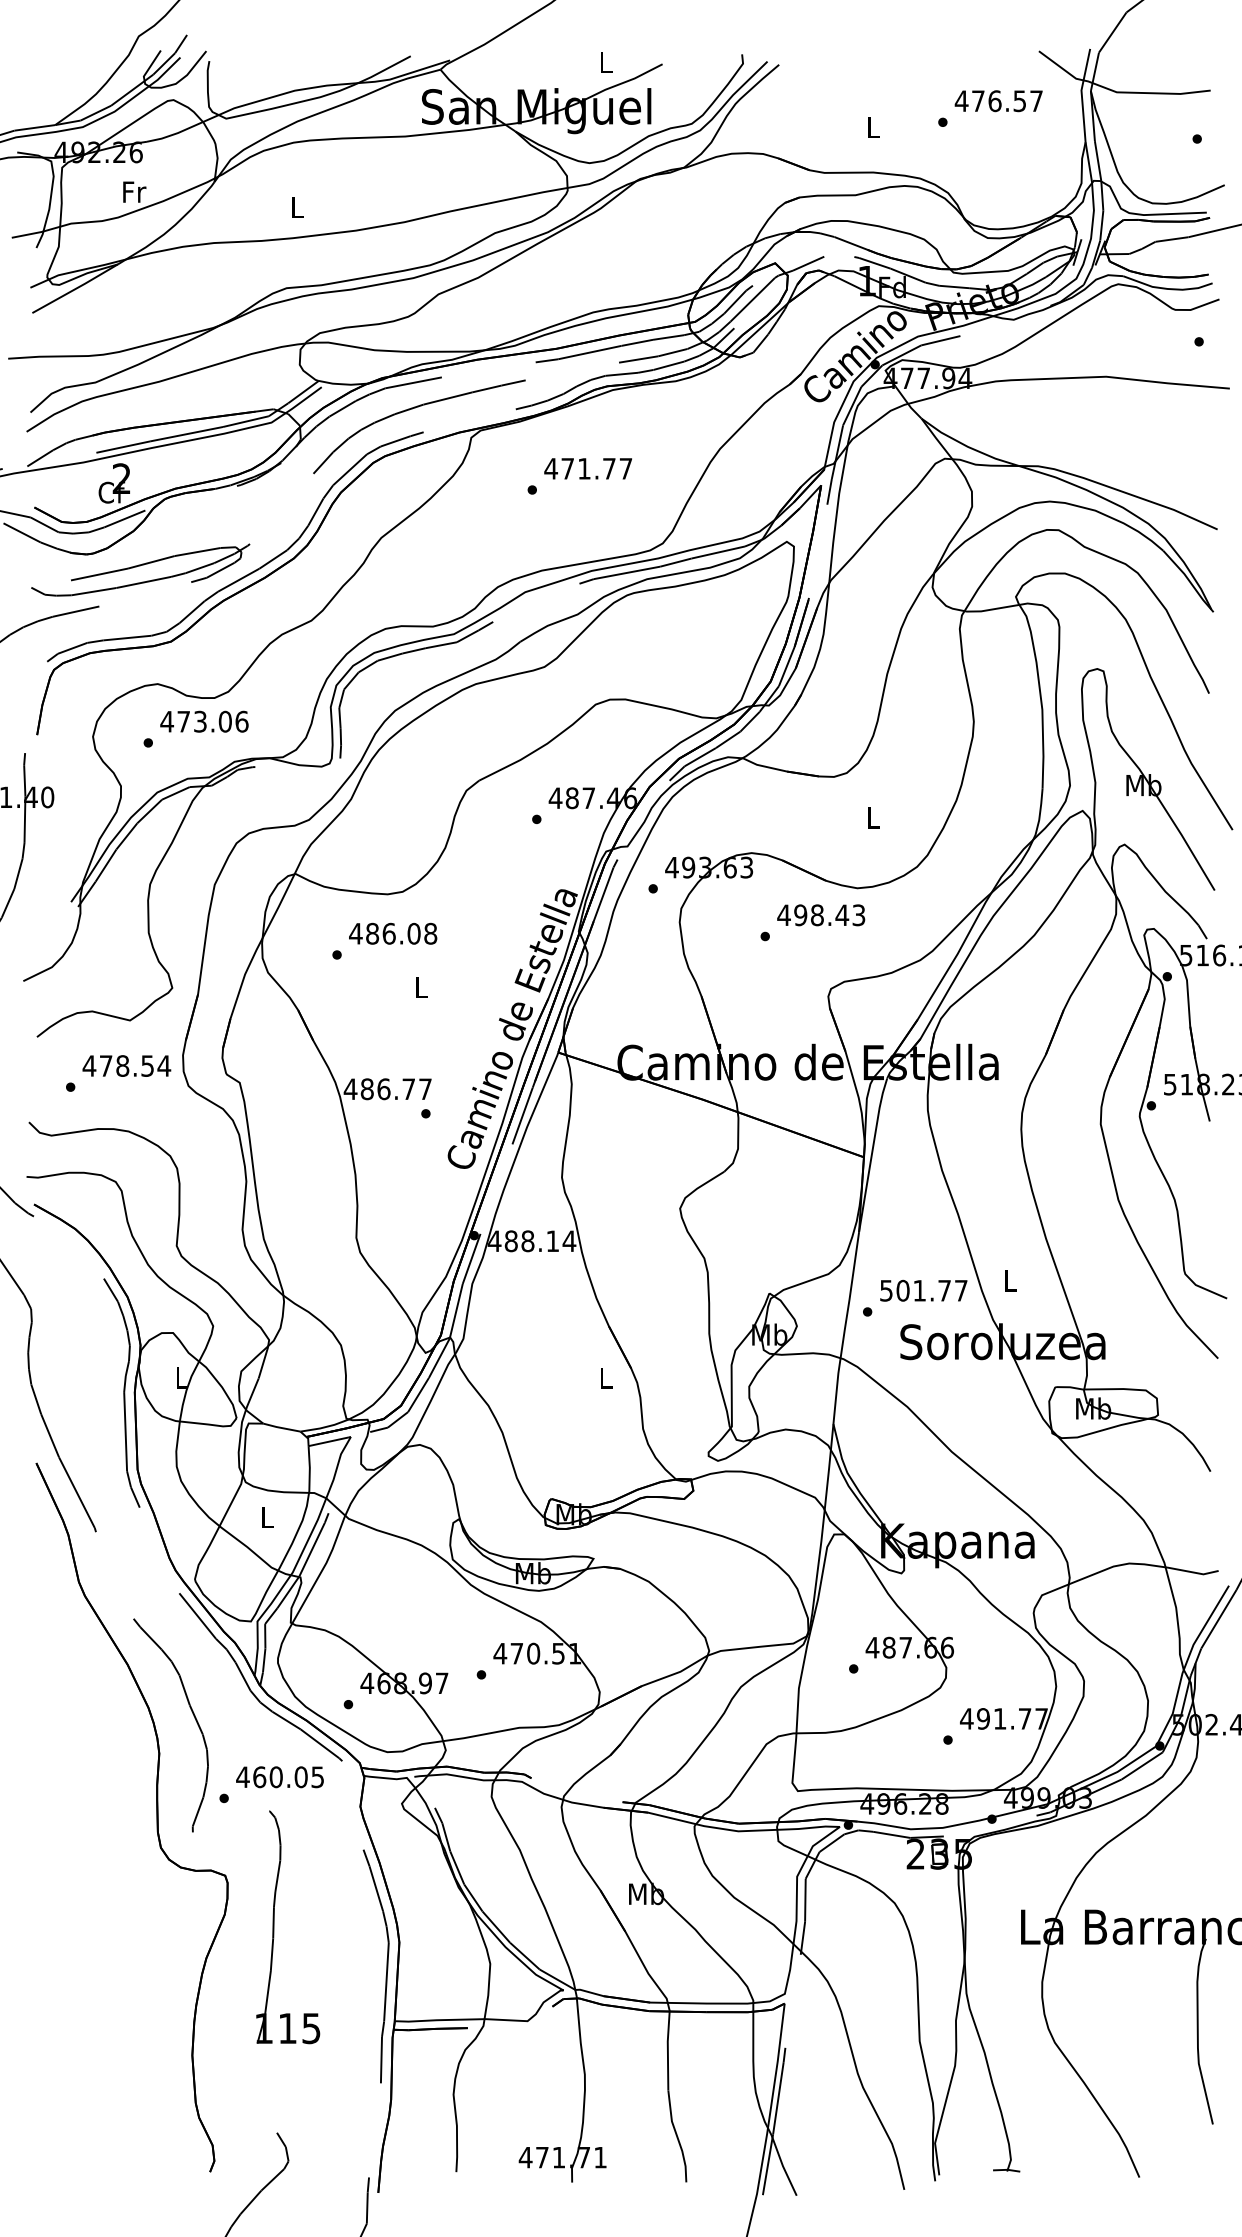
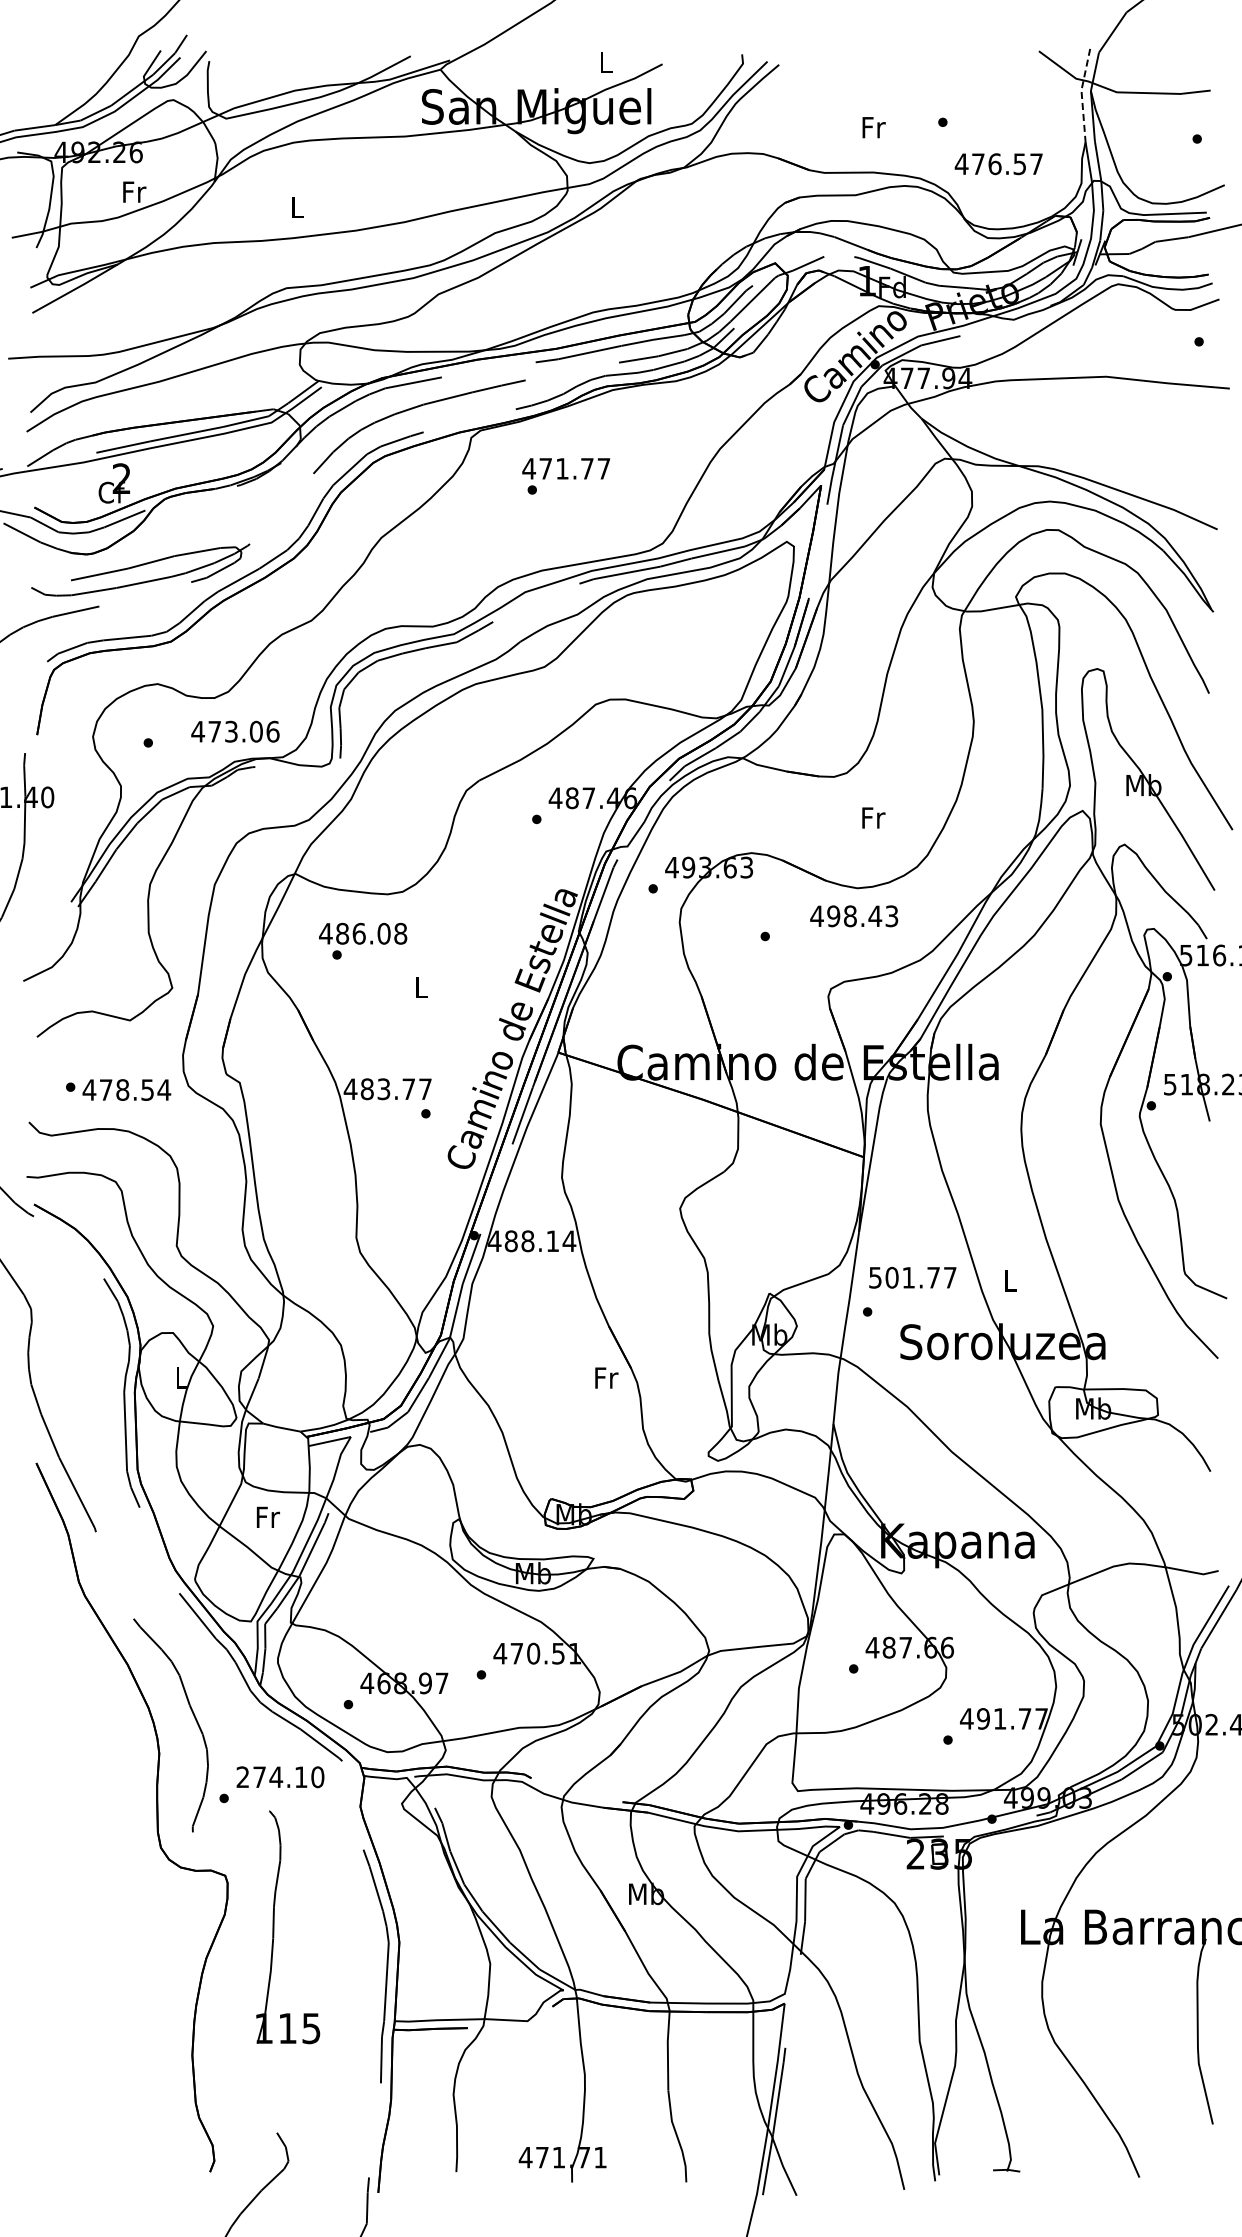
line: solid -> dashed (1081, 94)
text position: (998, 101) -> (998, 164) (998, 164)
text: L -> Fr (873, 127)
text position: (587, 468) -> (565, 468) (565, 468)
text position: (204, 721) -> (235, 731) (235, 731)
text: L -> Fr (873, 817)
text position: (821, 915) -> (854, 916) (854, 916)
text position: (393, 933) -> (363, 933) (363, 933)
text position: (126, 1065) -> (126, 1089) (126, 1089)
text: 486.77 -> 483.77 (383, 1089)
text position: (923, 1290) -> (912, 1277) (912, 1277)
text: L -> Fr (606, 1377)
text: L -> Fr (267, 1516)
text: 460.05 -> 274.10 (280, 1777)
